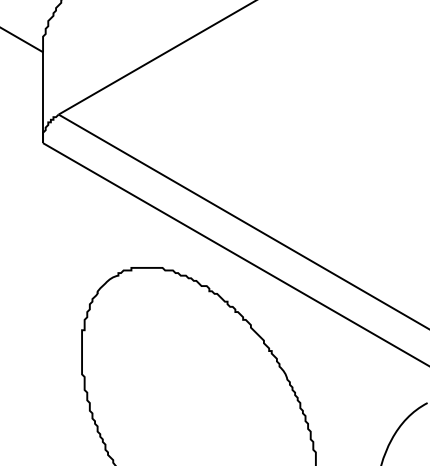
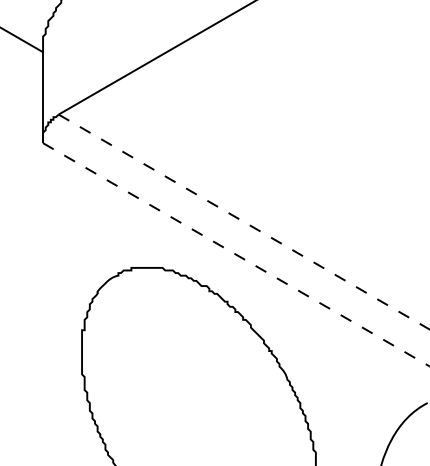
line: solid -> dashed (244, 222)
line: solid -> dashed (236, 255)
